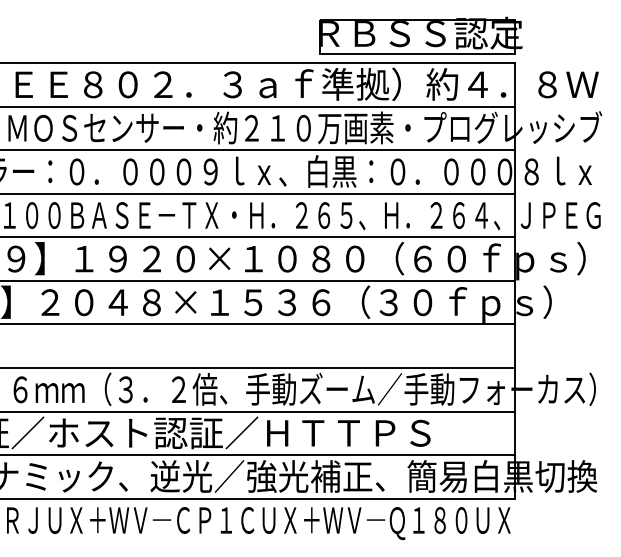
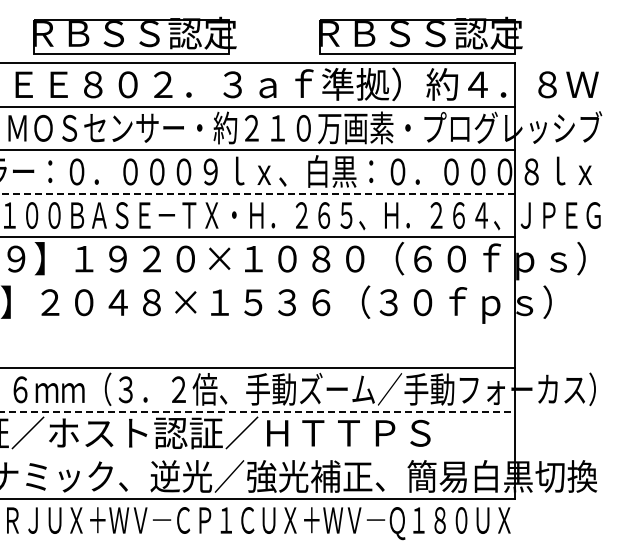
part: none -> present (134, 35)
line: solid -> dashed (257, 193)
line: present -> none (258, 280)
line: present -> none (258, 324)
line: solid -> dashed (258, 411)
line: present -> none (258, 455)
